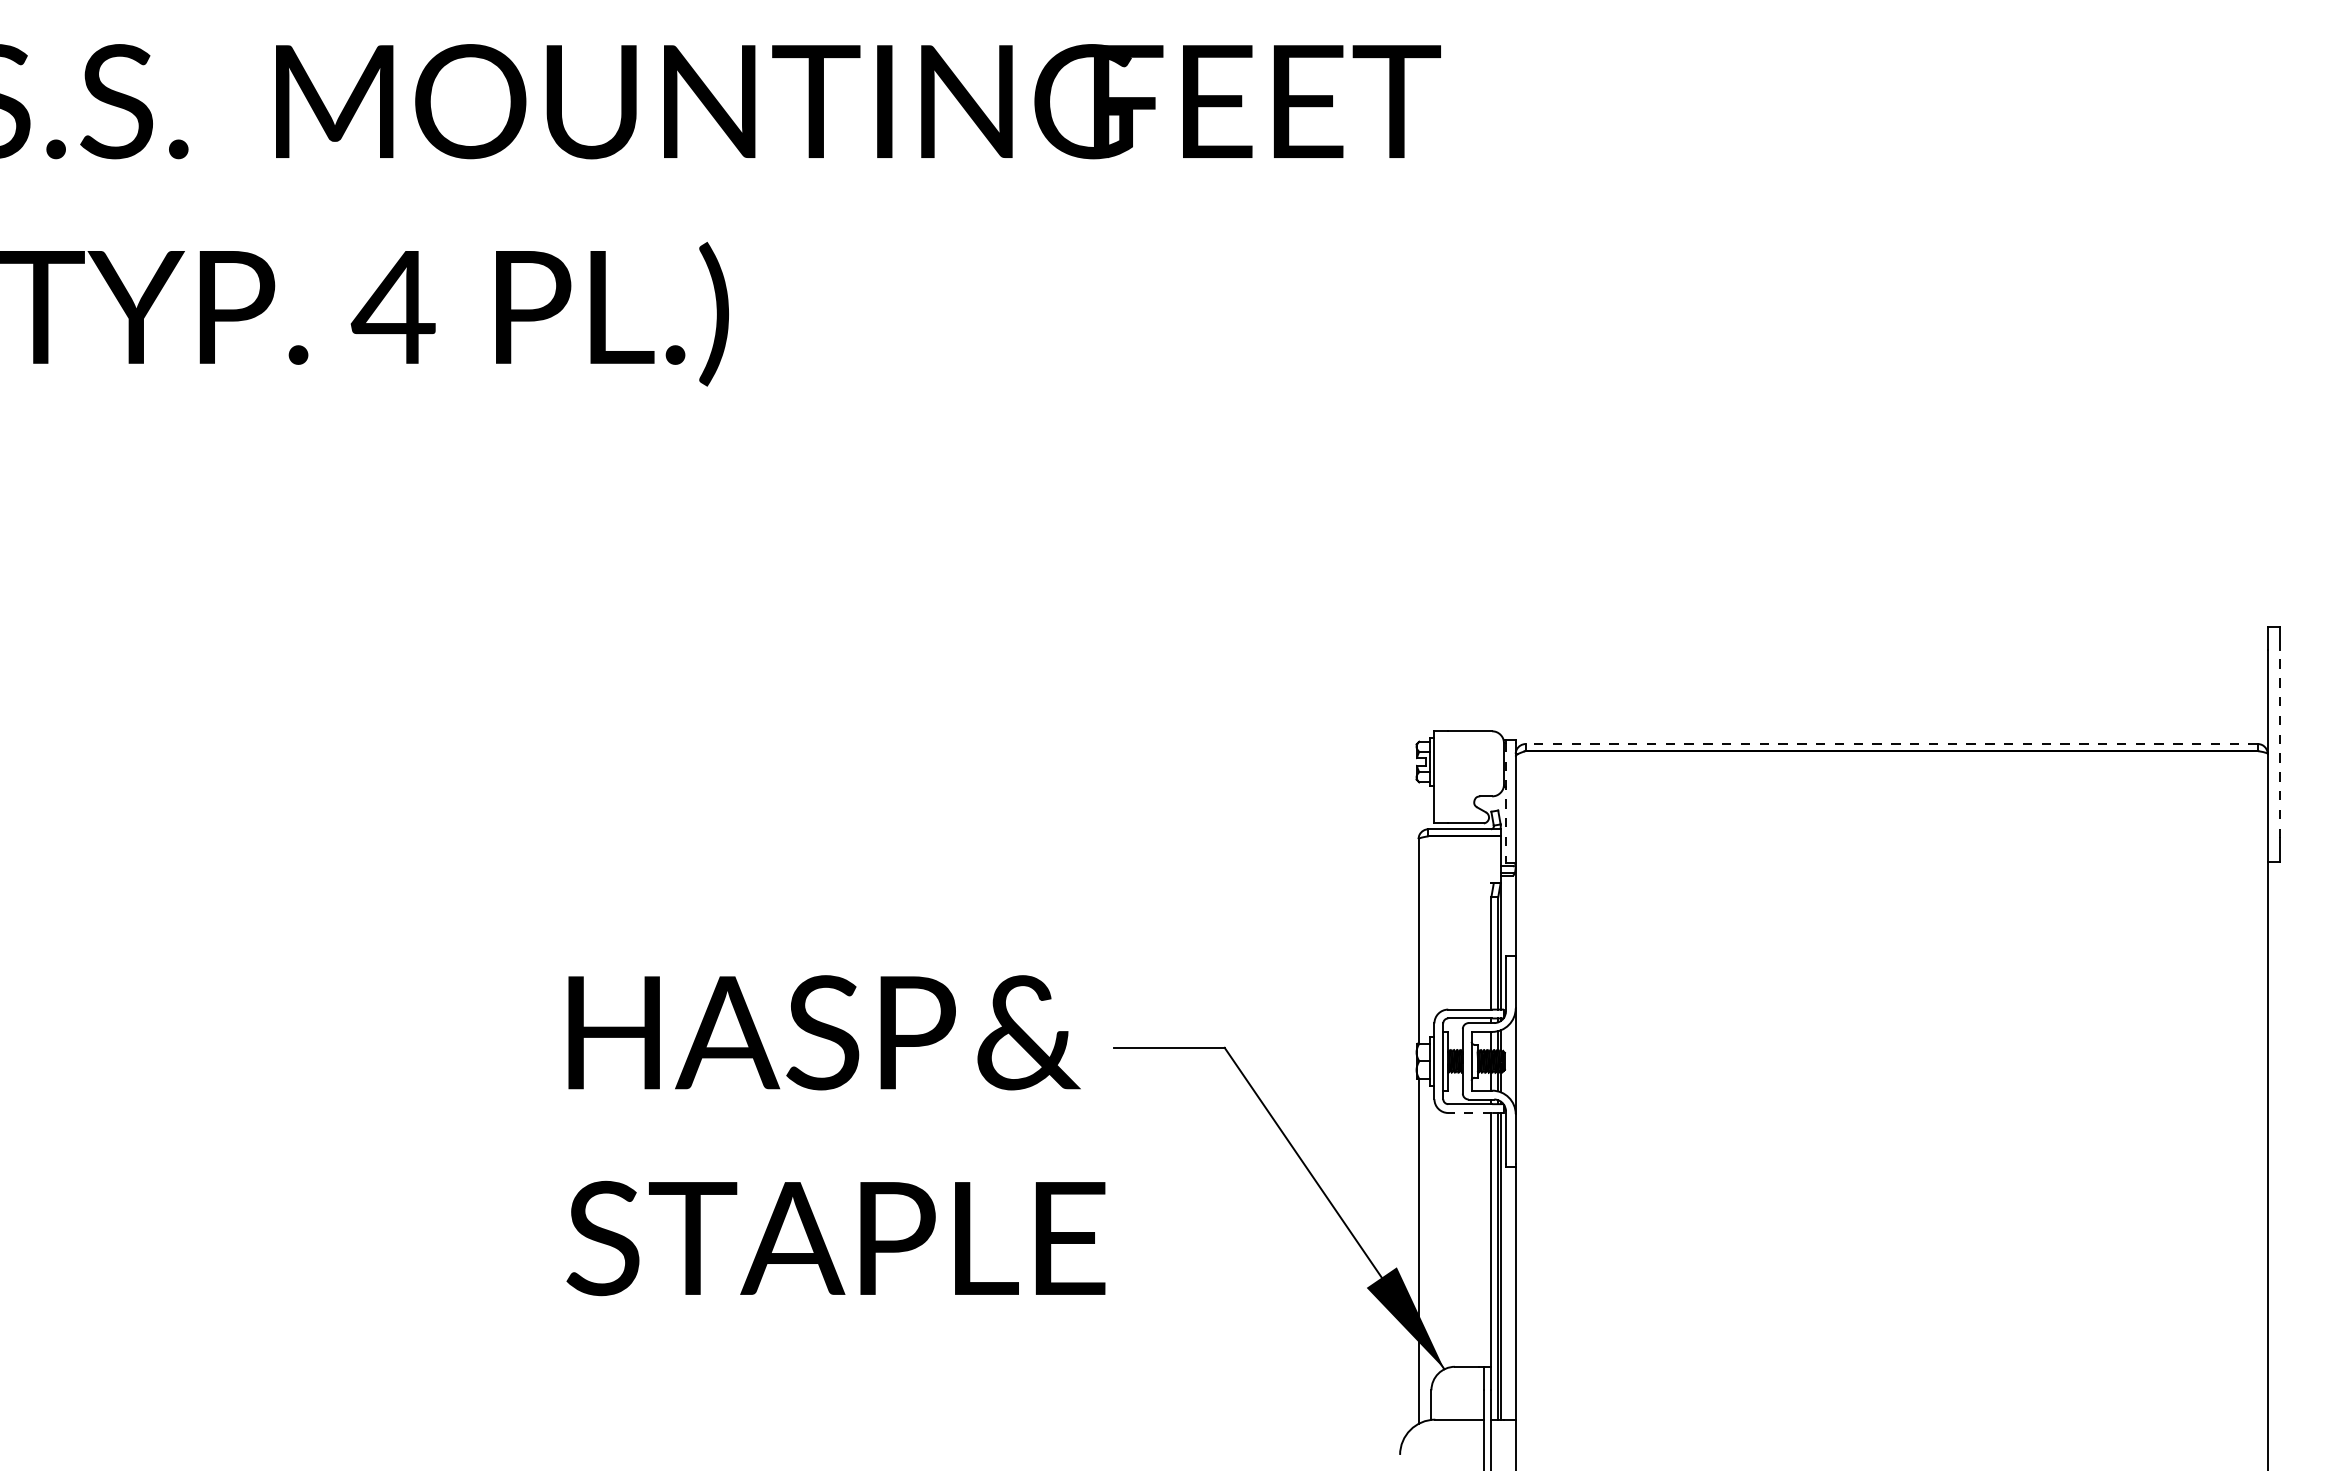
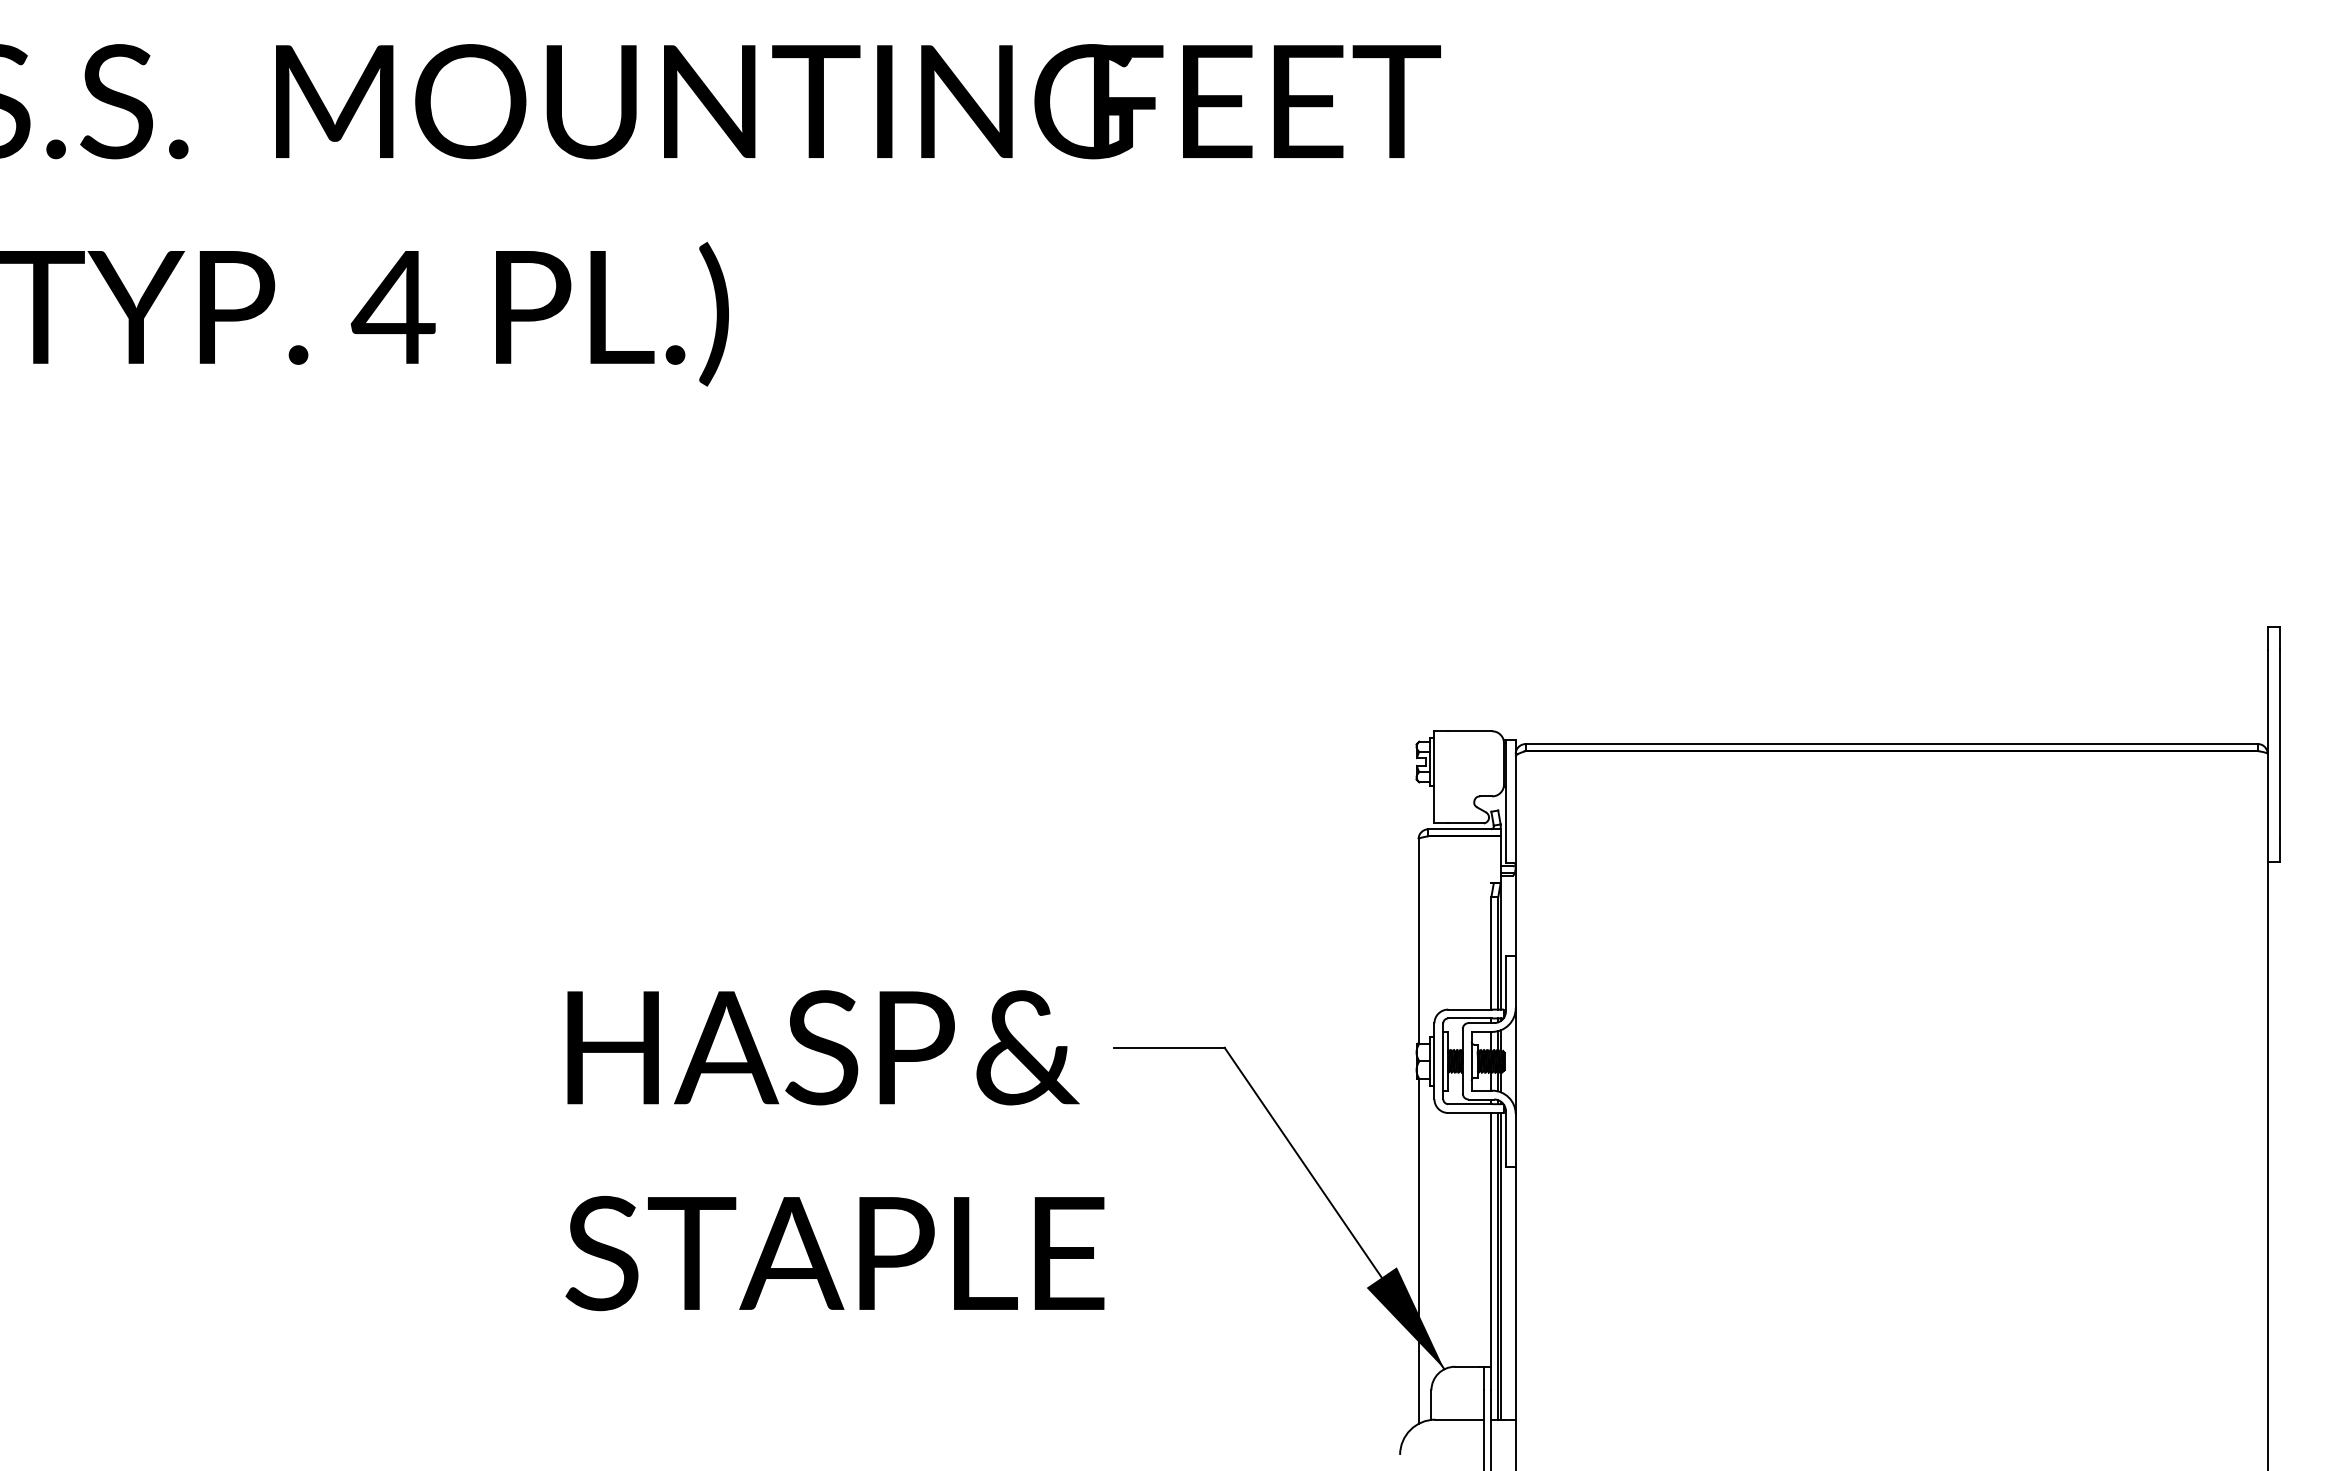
line: dashed -> solid (2279, 743)
line: dashed -> solid (1891, 744)
line: dashed -> solid (1505, 801)
line: dashed -> solid (1470, 1113)
text position: (835, 1135) -> (834, 1150) (834, 1150)
